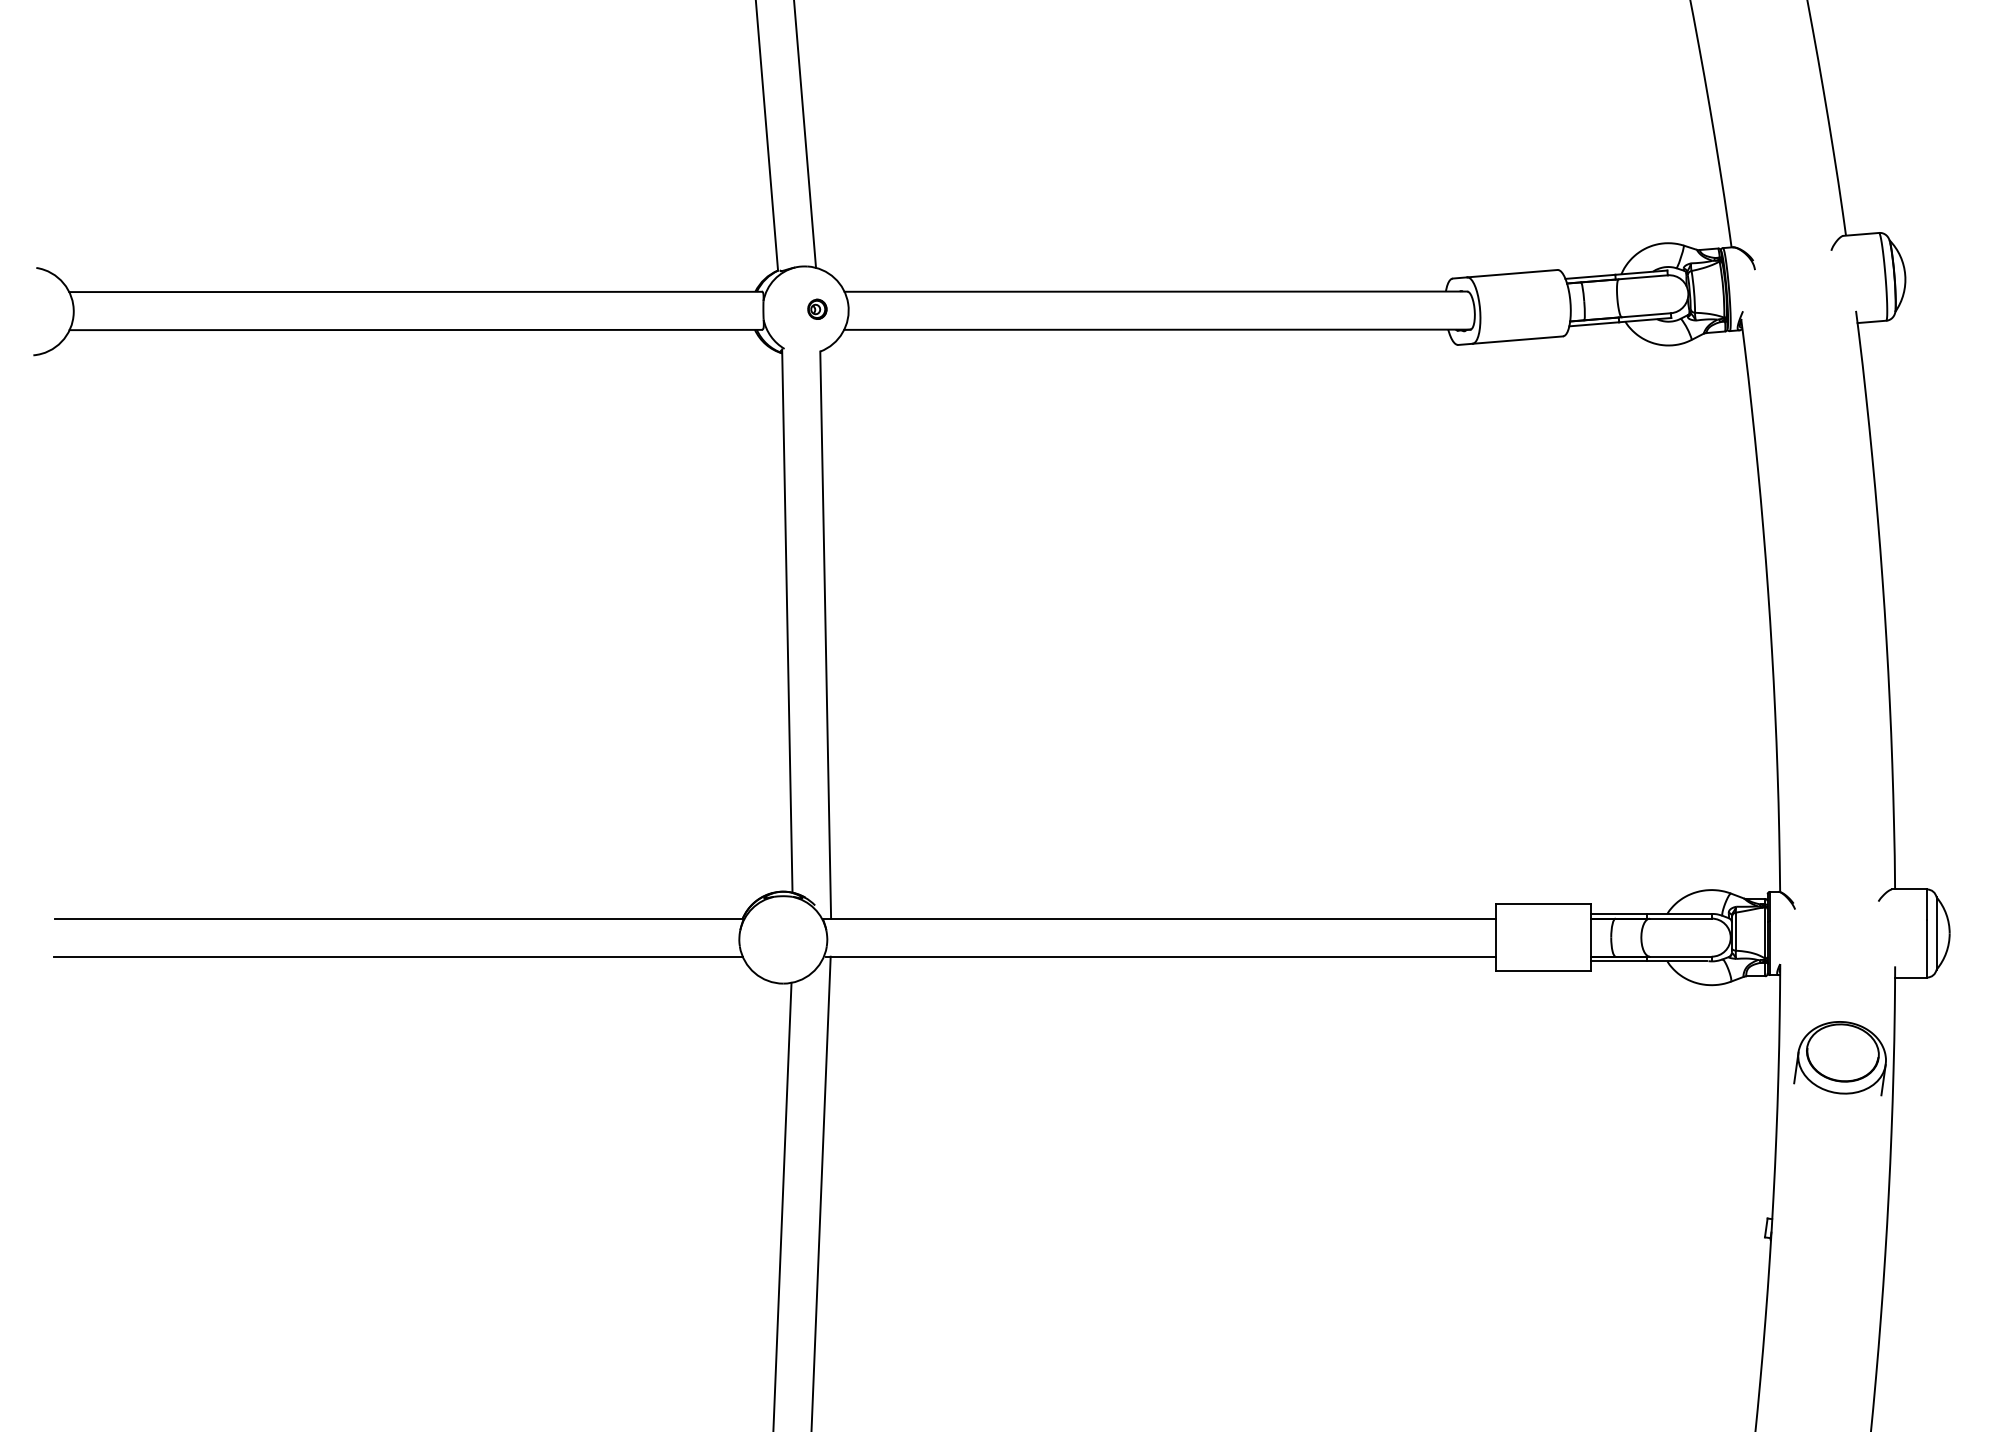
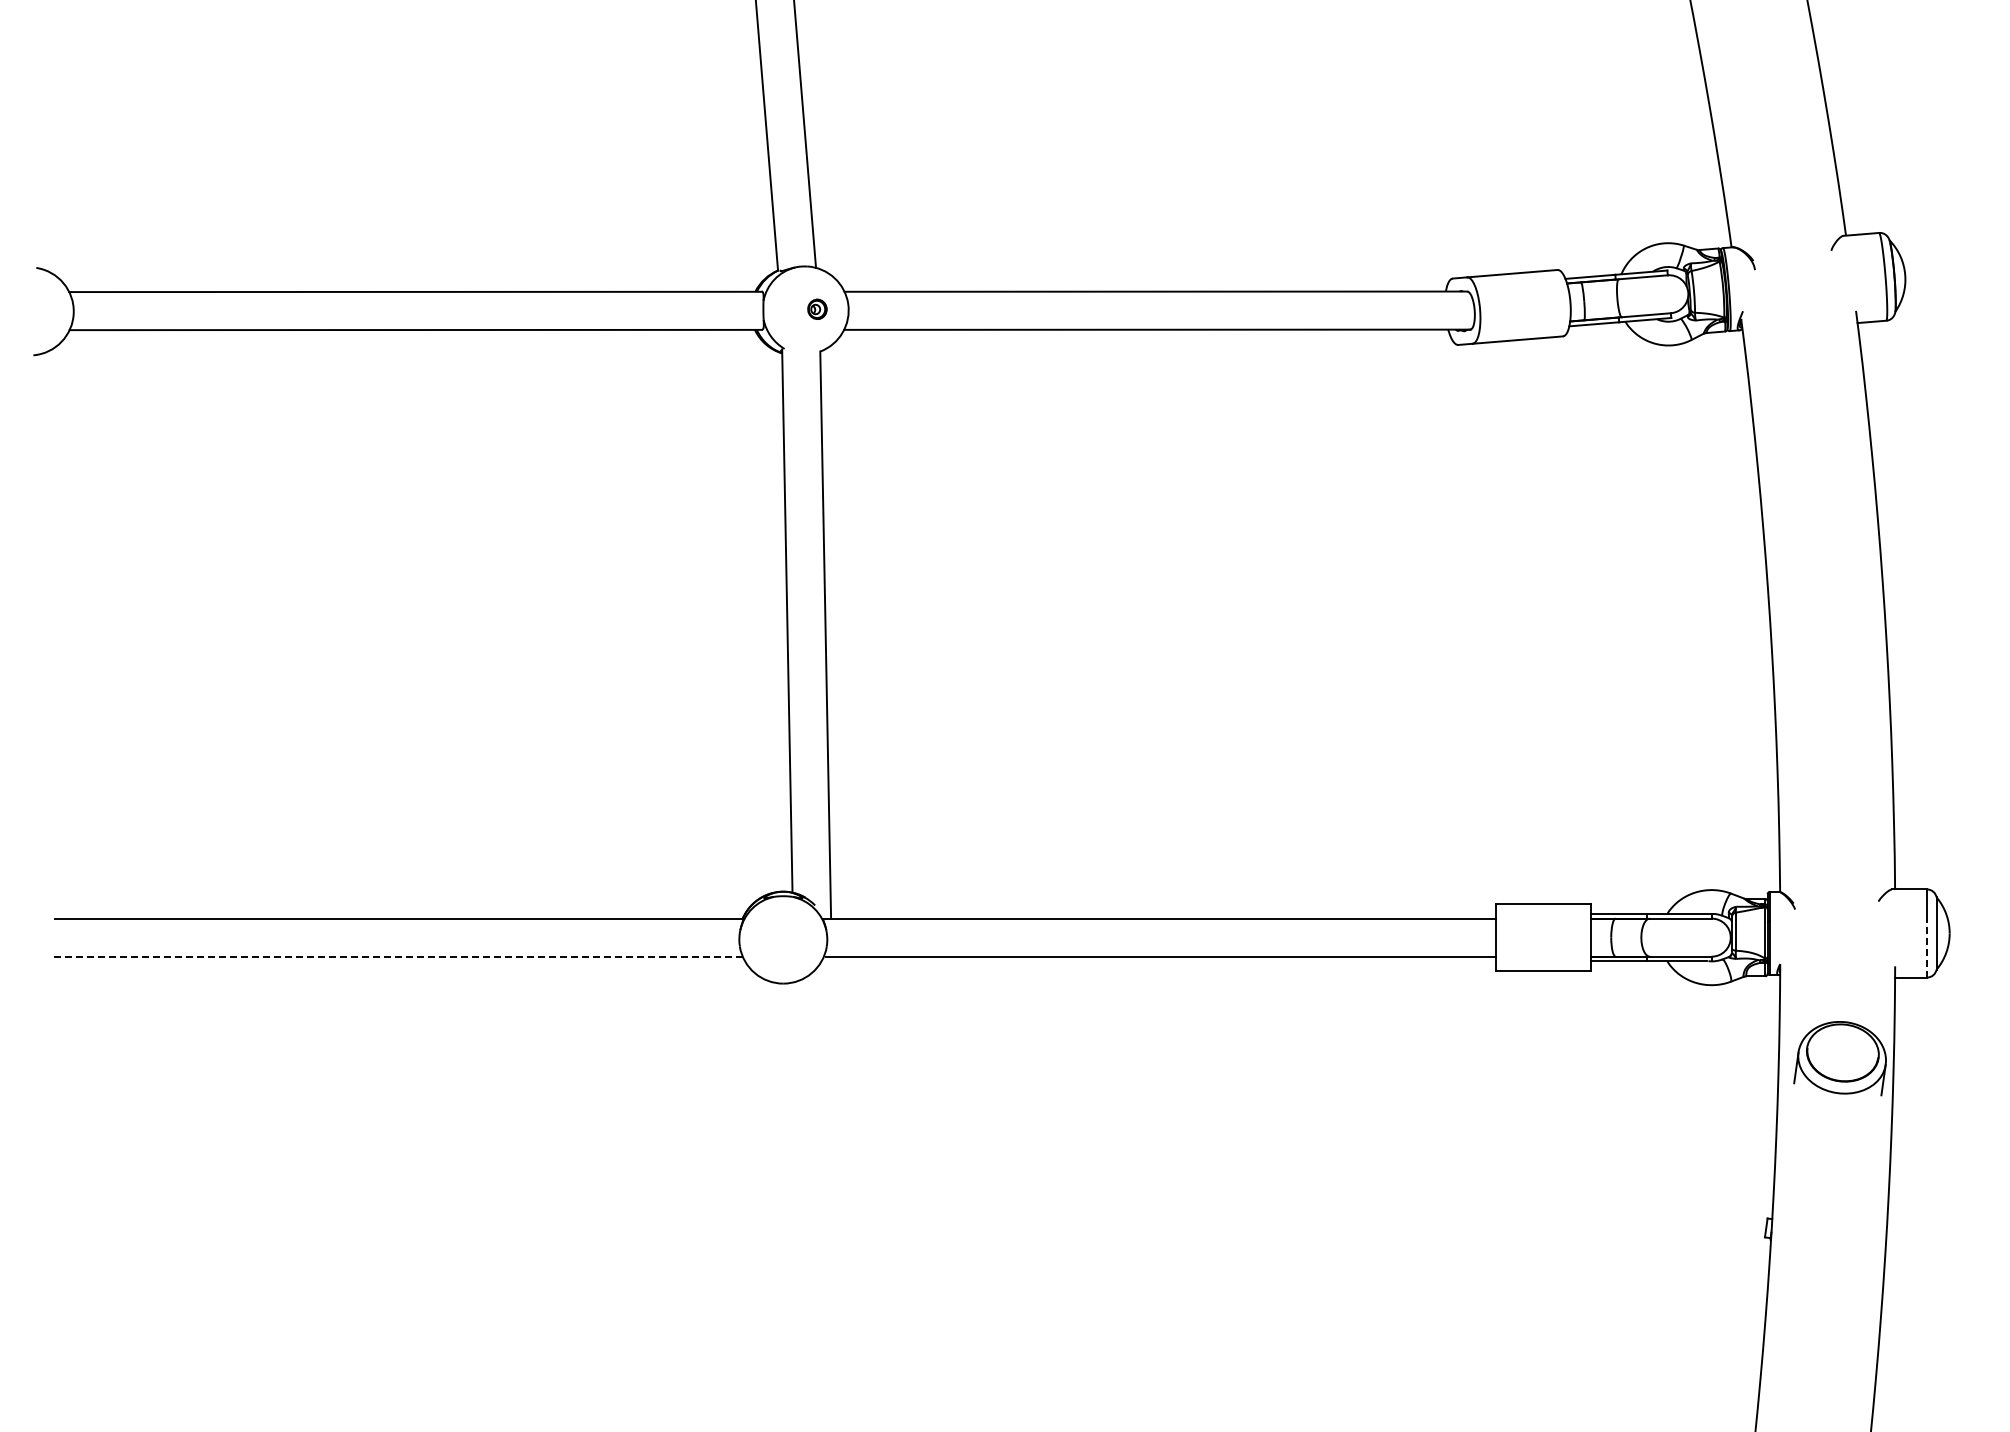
line: solid -> dashed (1927, 948)
line: solid -> dashed (398, 956)
line: present -> none (820, 1192)
line: present -> none (782, 1205)
